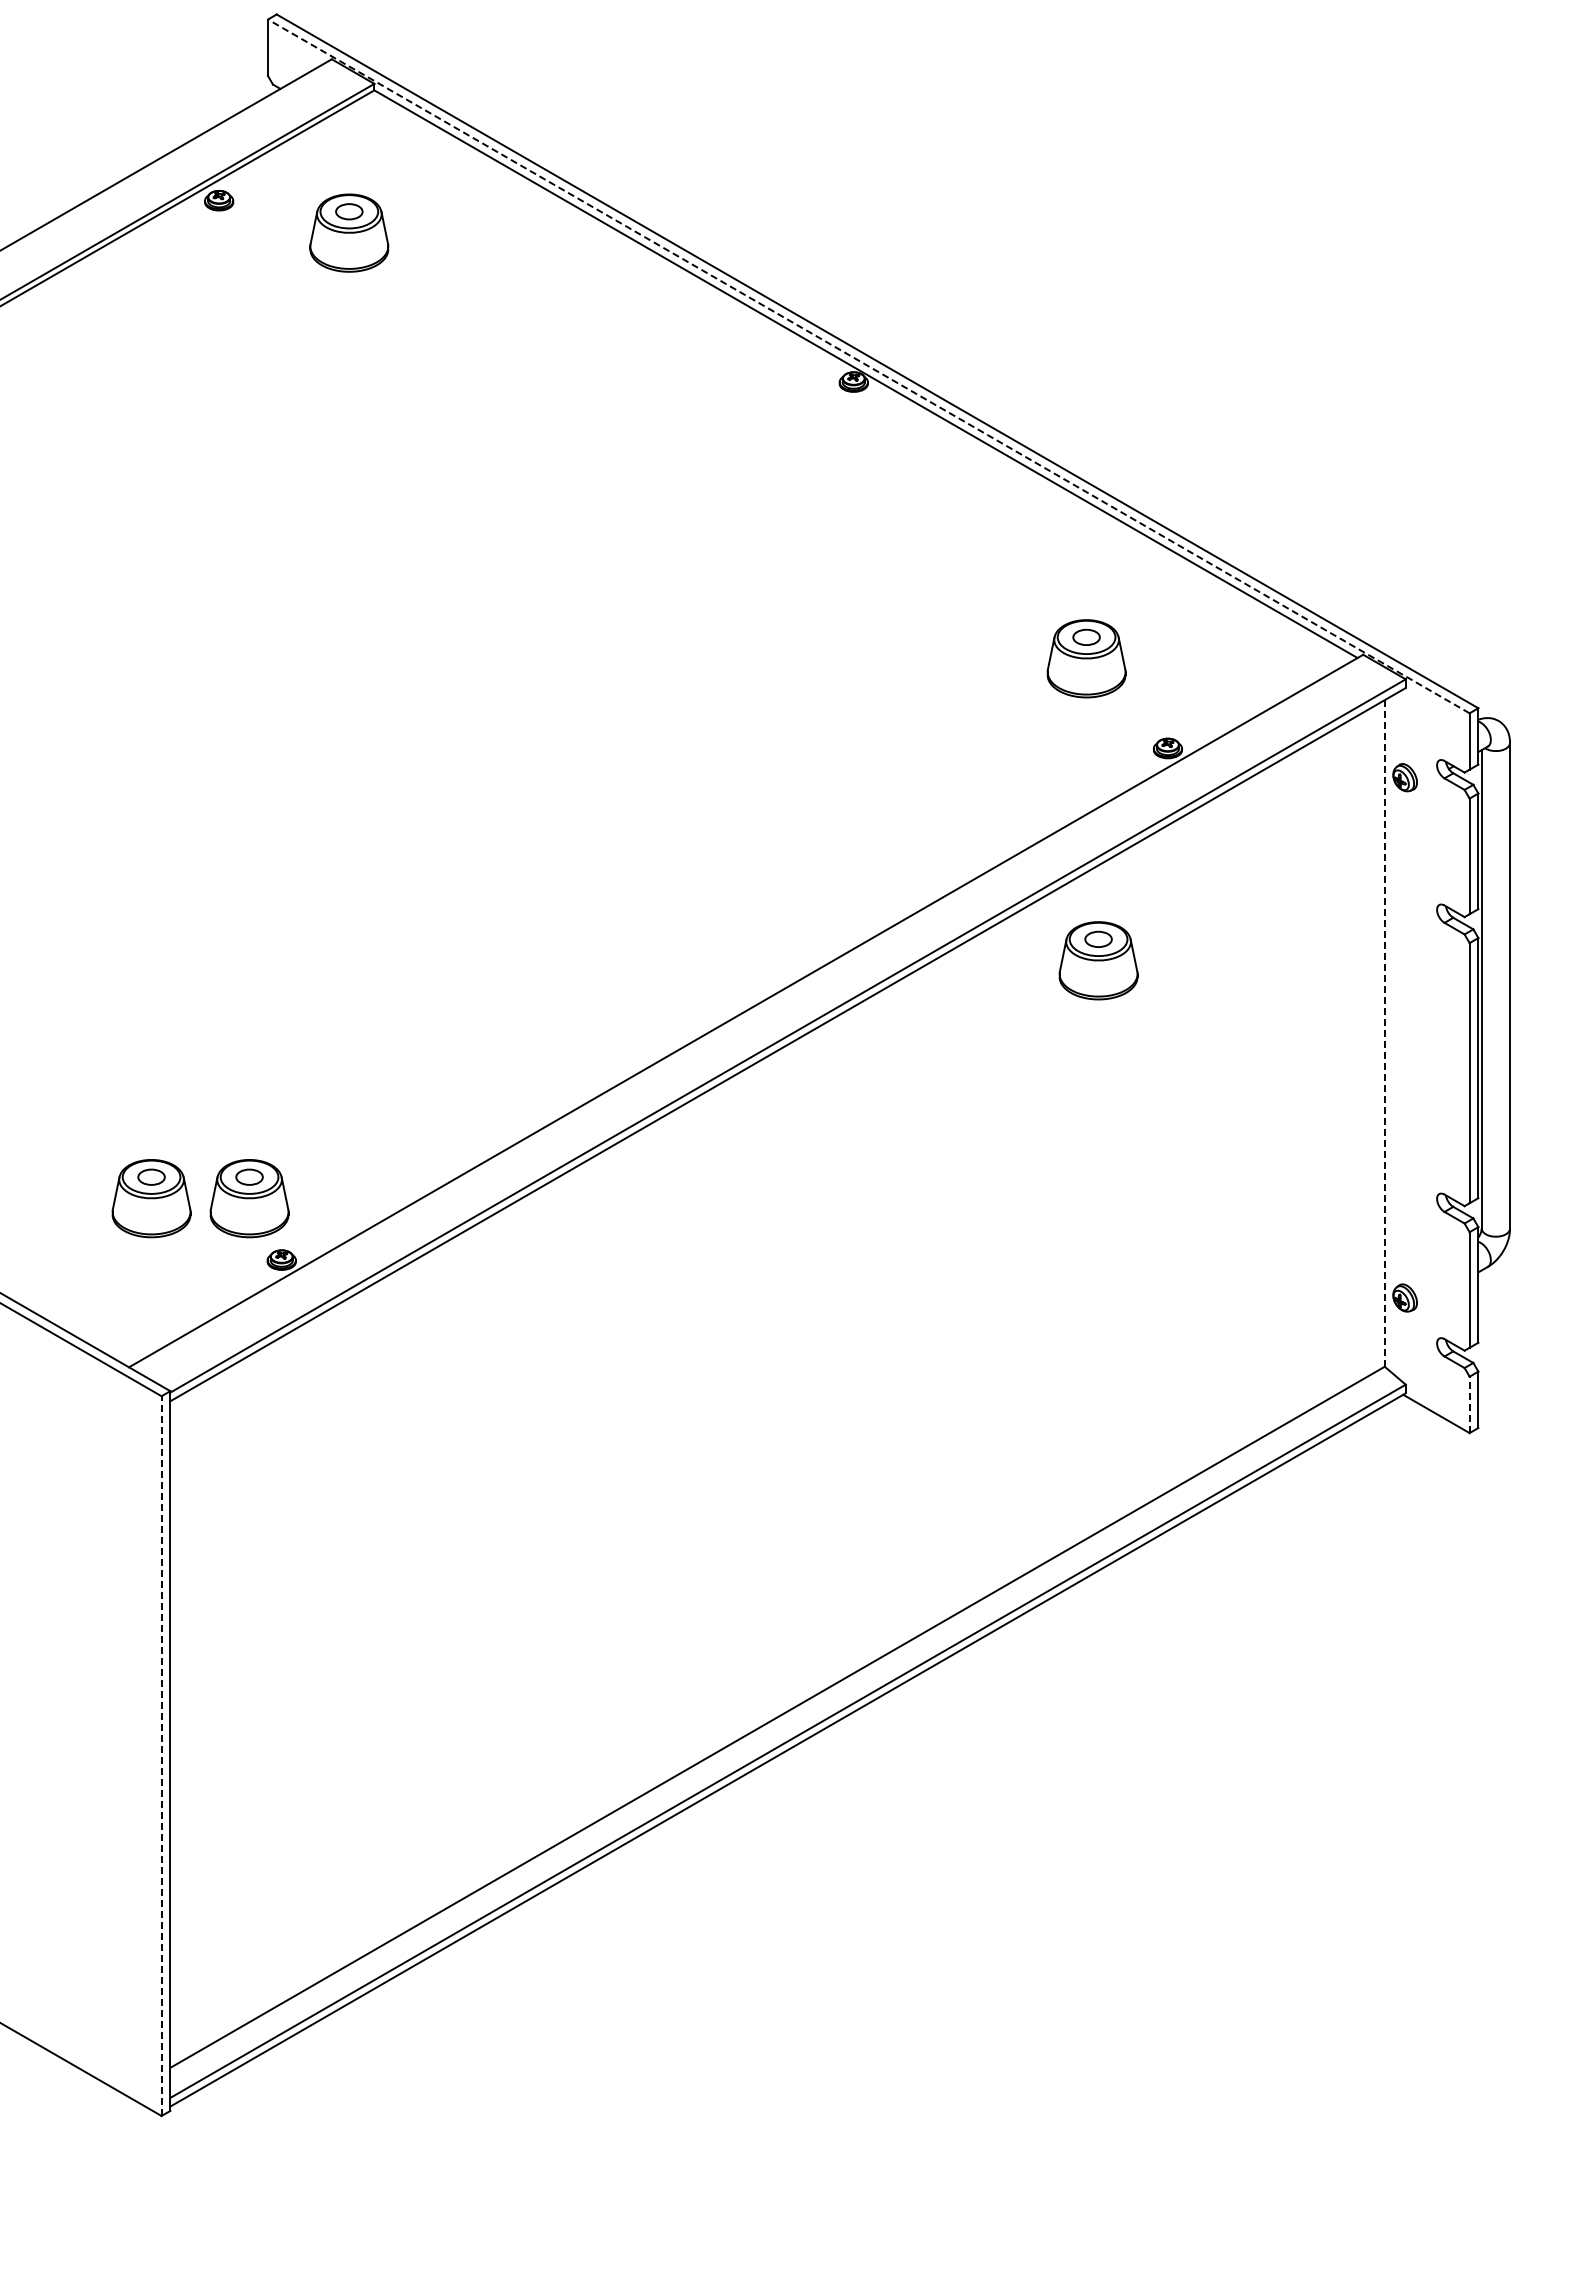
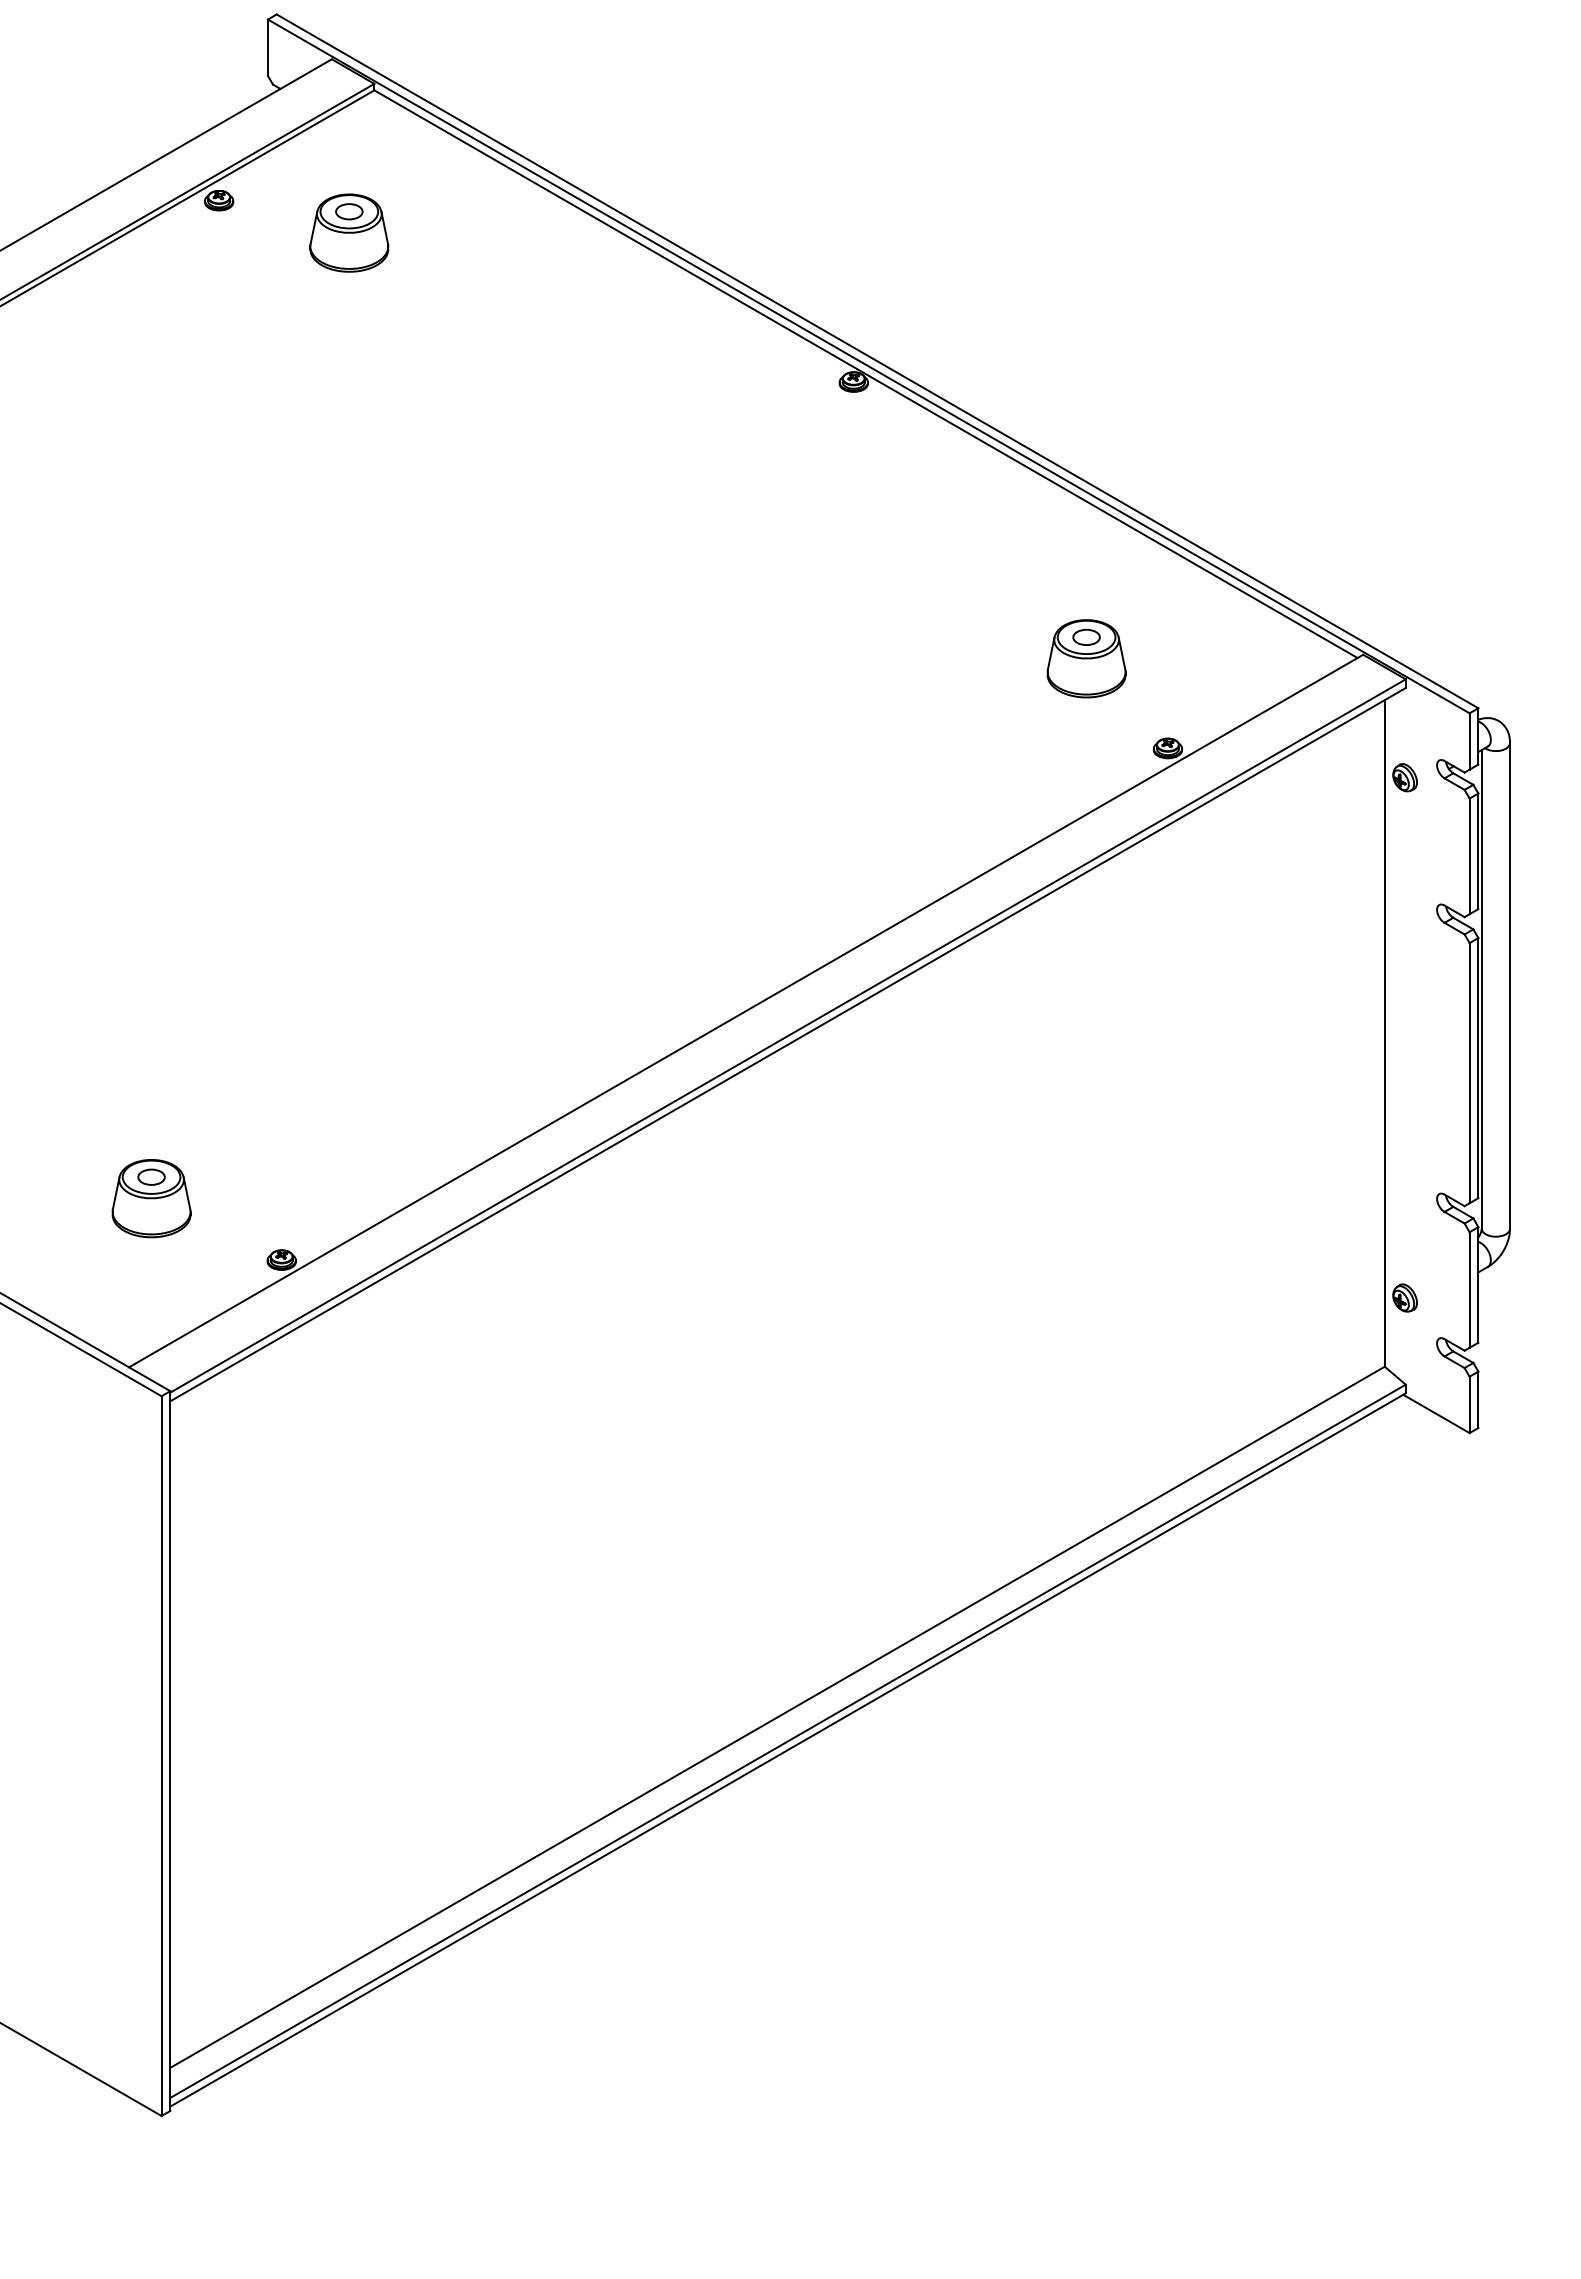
line: dashed -> solid (868, 366)
part: present -> none (1098, 960)
line: dashed -> solid (1384, 1033)
part: present -> none (249, 1198)
line: dashed -> solid (1469, 1404)
line: dashed -> solid (161, 1756)
